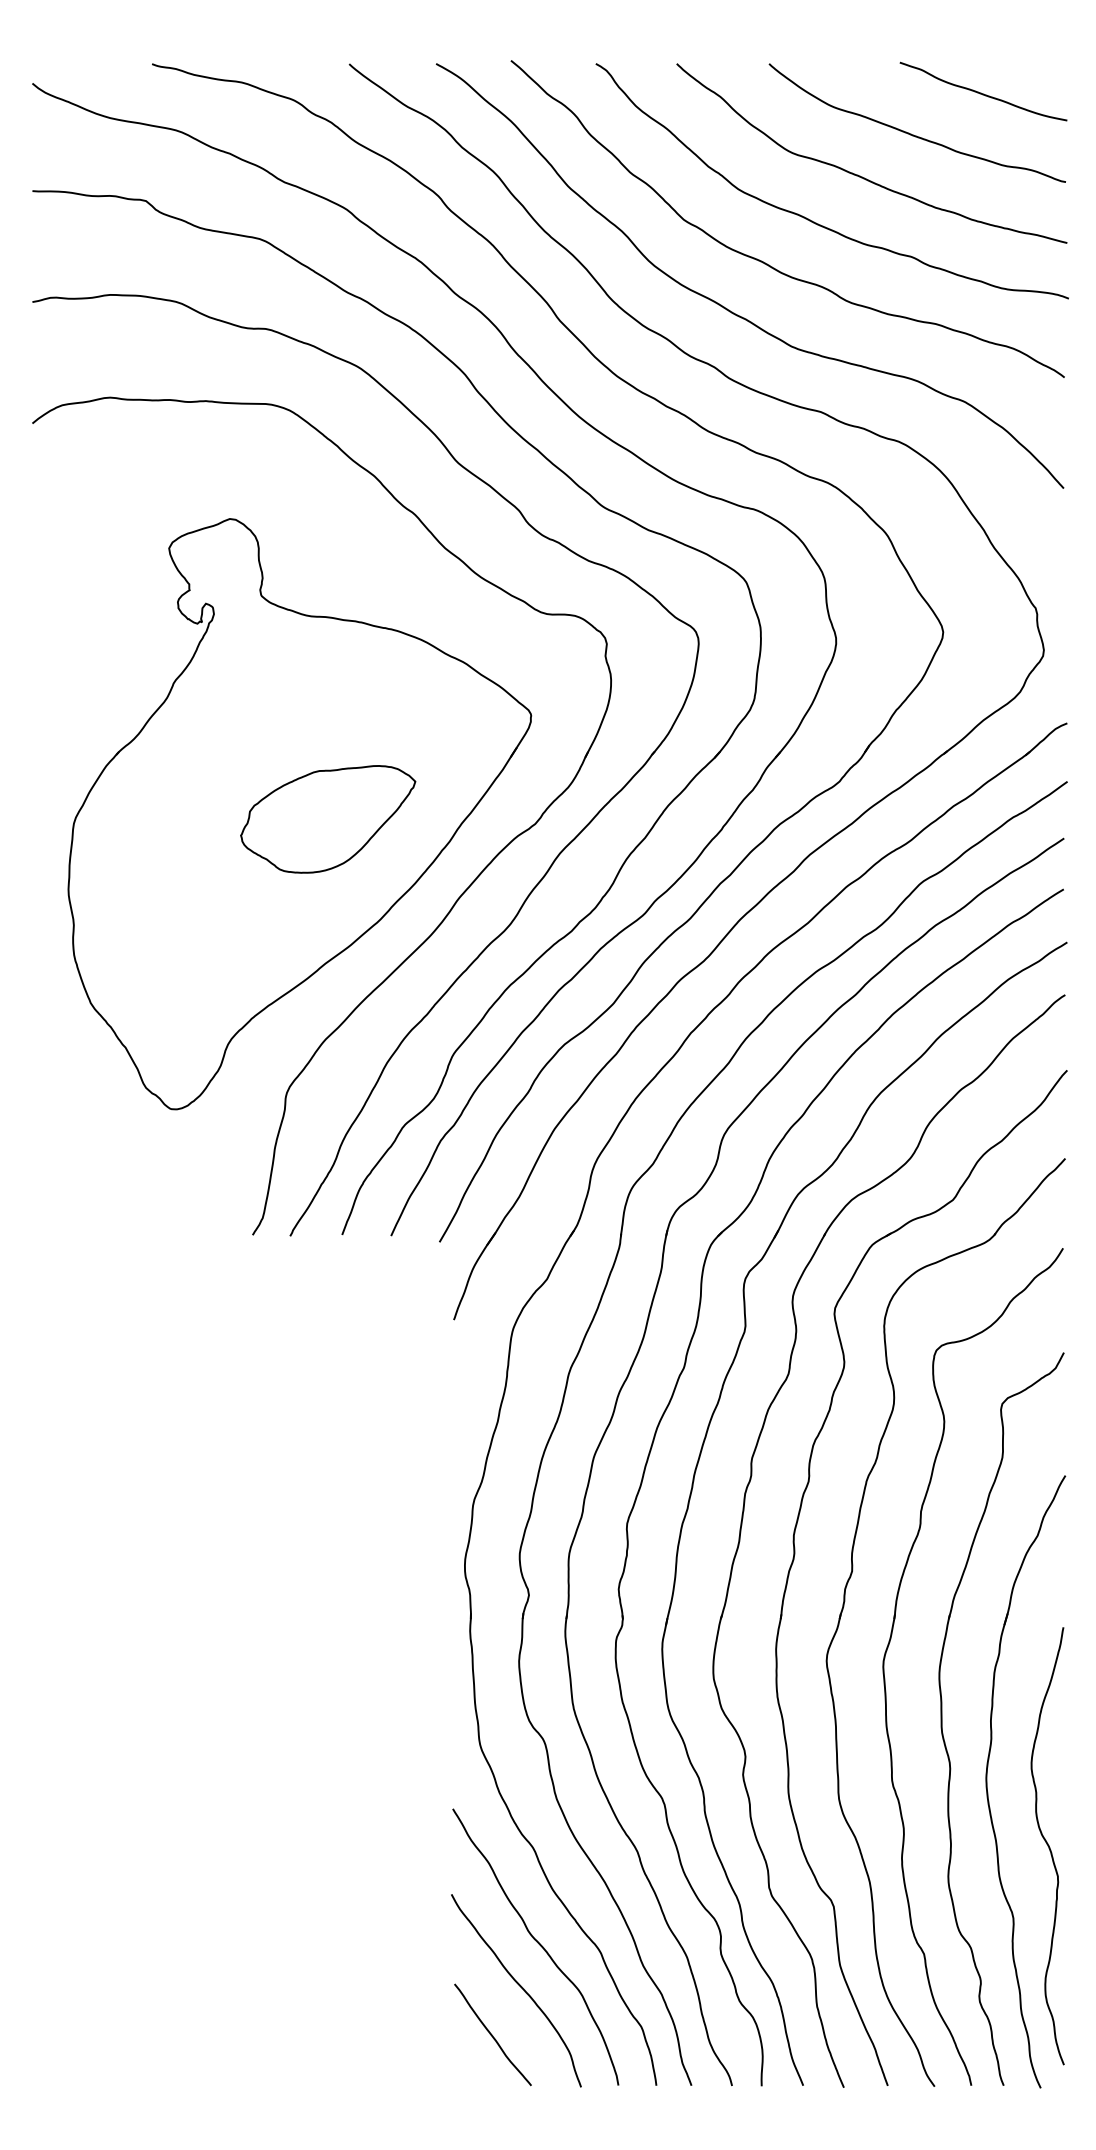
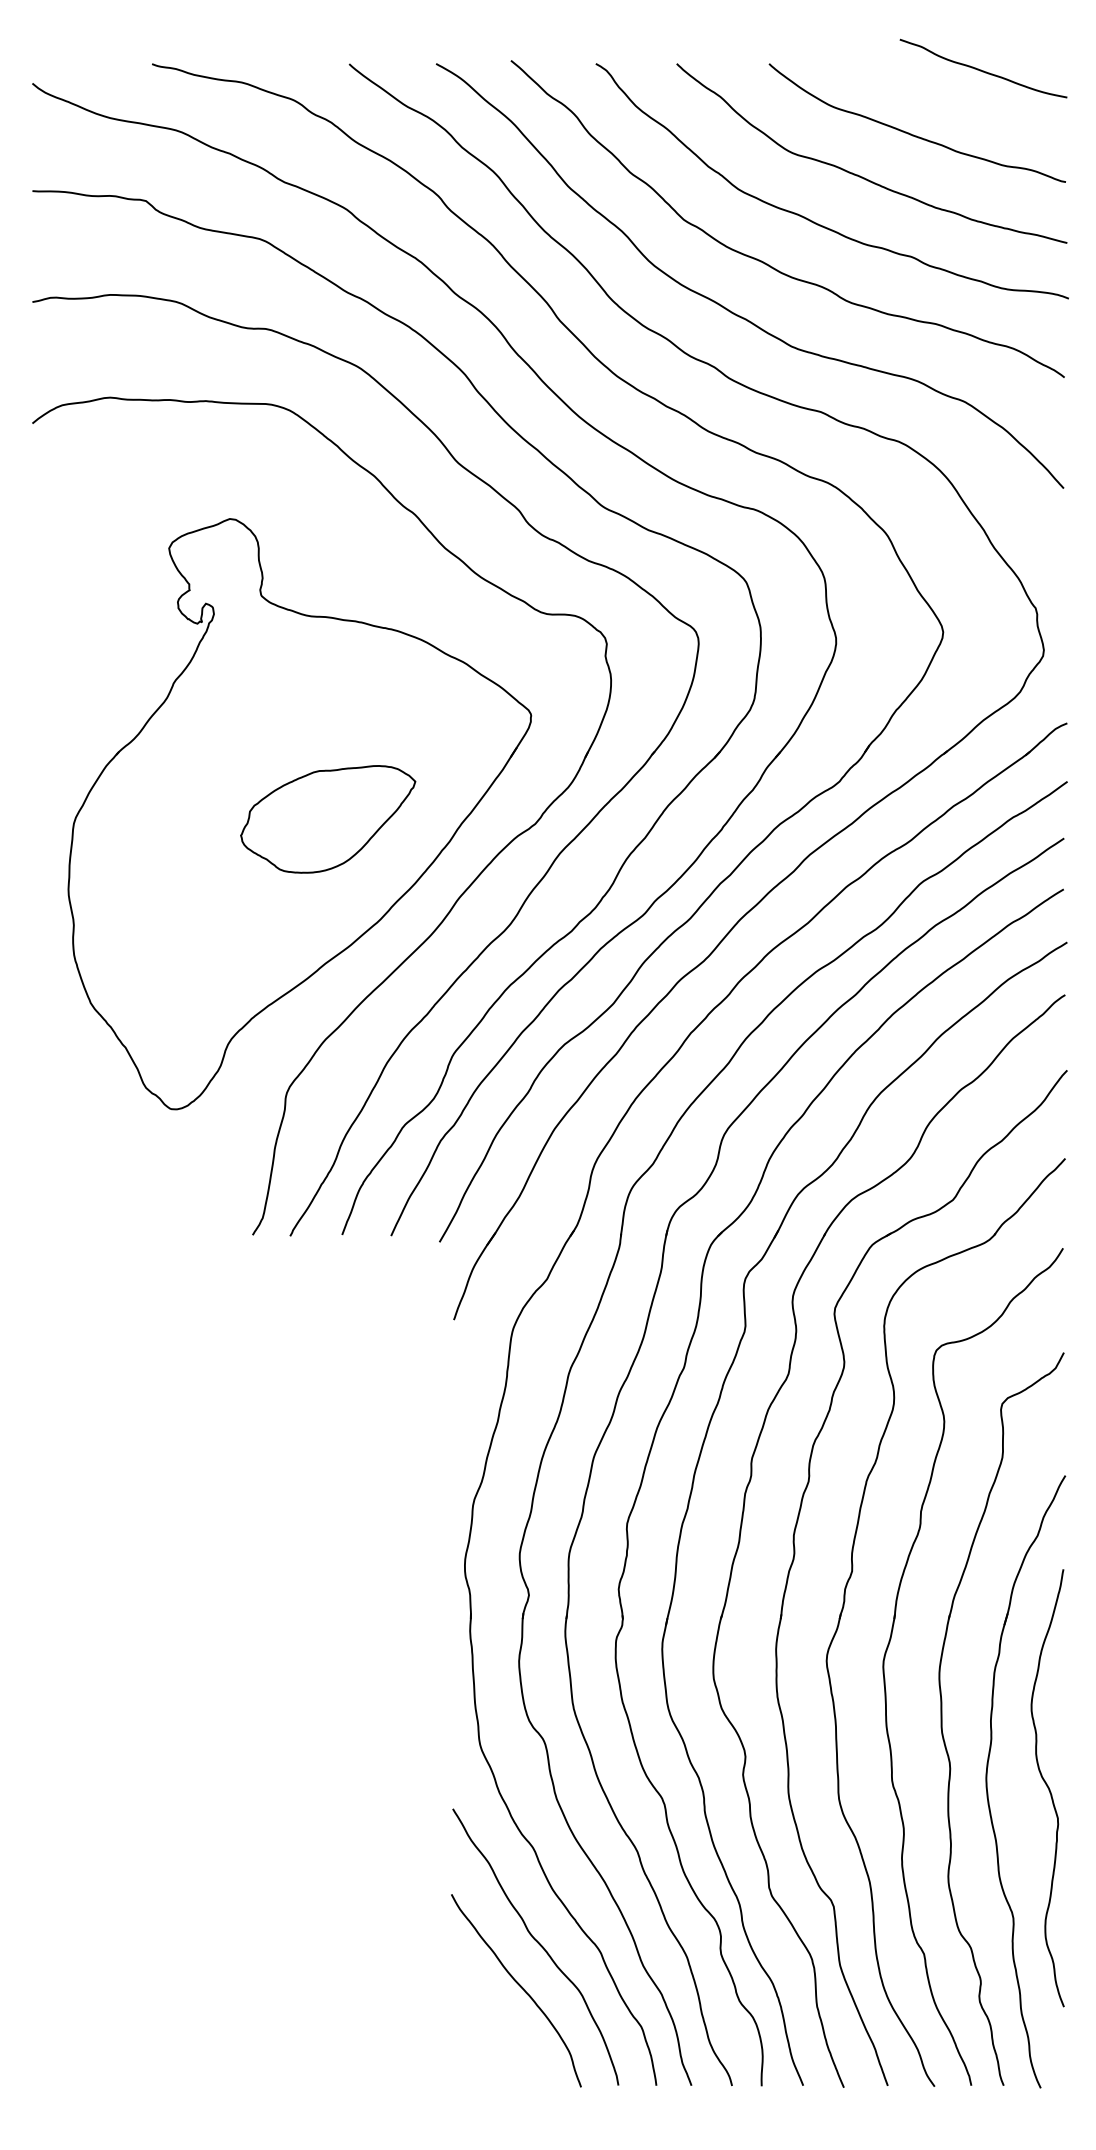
curve position: (983, 93) -> (983, 70) (983, 70)
curve position: (1047, 1846) -> (1047, 1788) (1047, 1788)
curve: present -> none (492, 2034)
